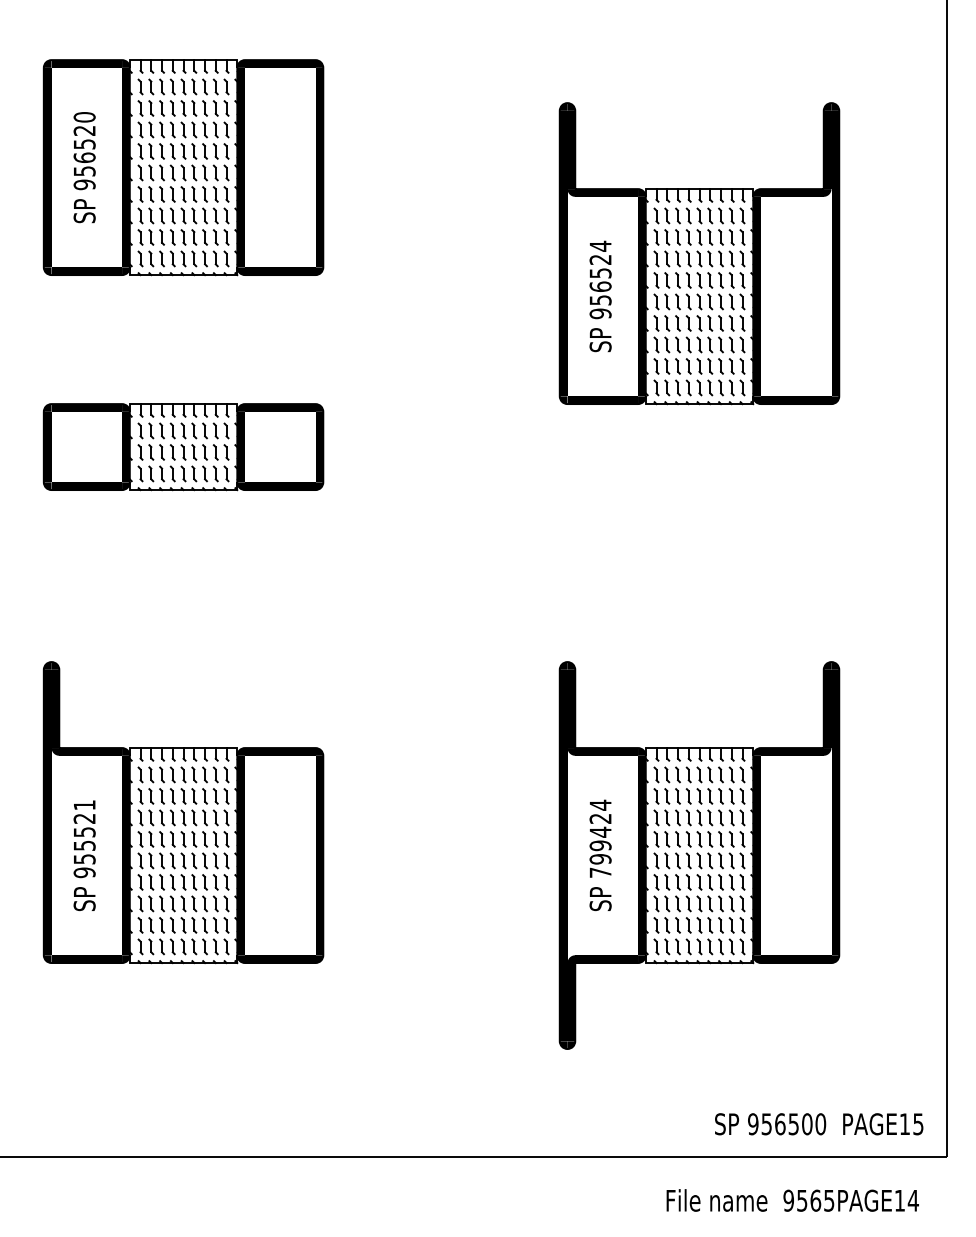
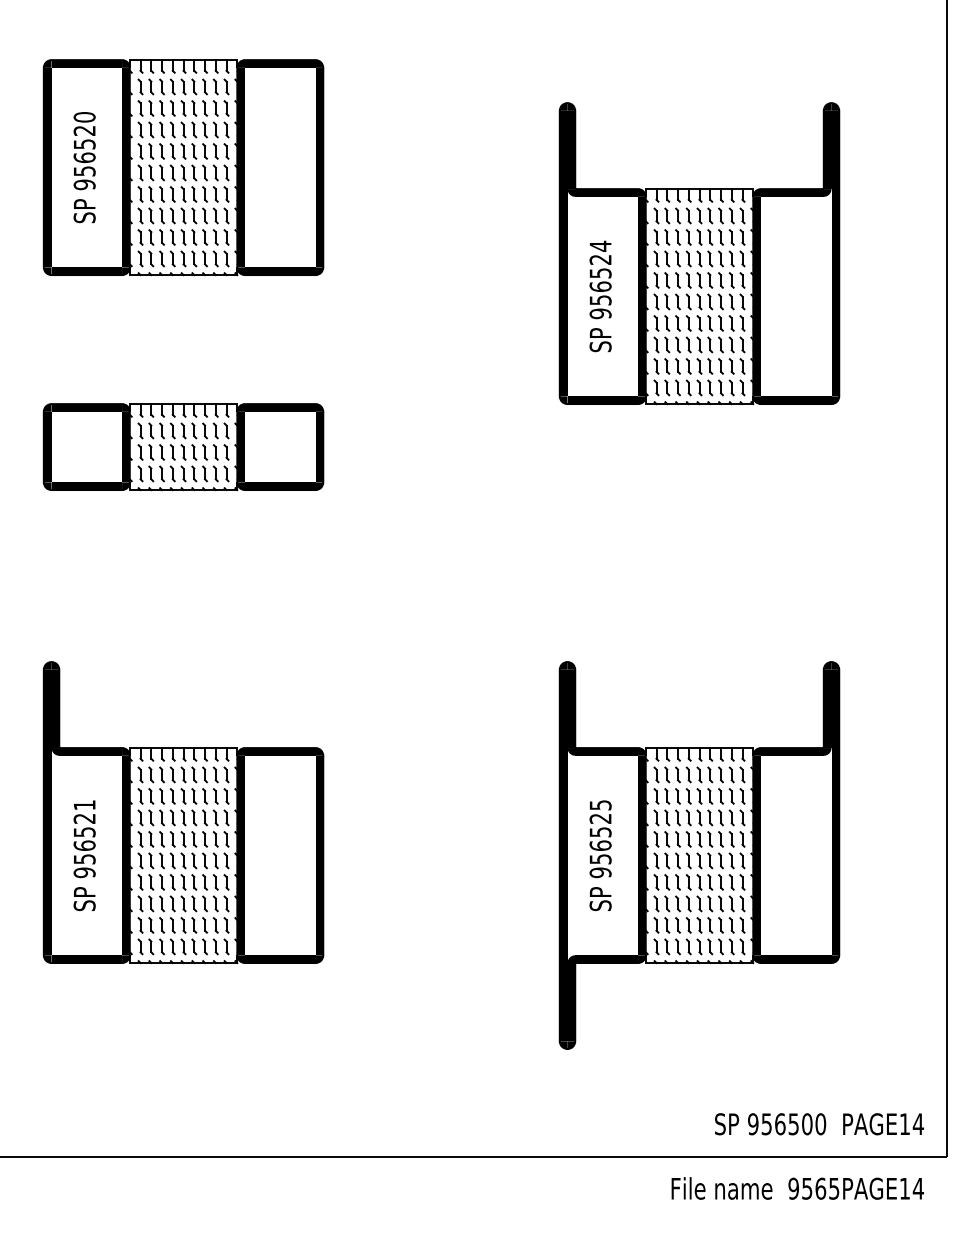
text: 799424 -> 956525 (600, 838)
text: 955521 -> 956521 (84, 845)
text: PAGE15 -> PAGE14 (917, 1124)
text position: (792, 1200) -> (797, 1188) (797, 1188)
